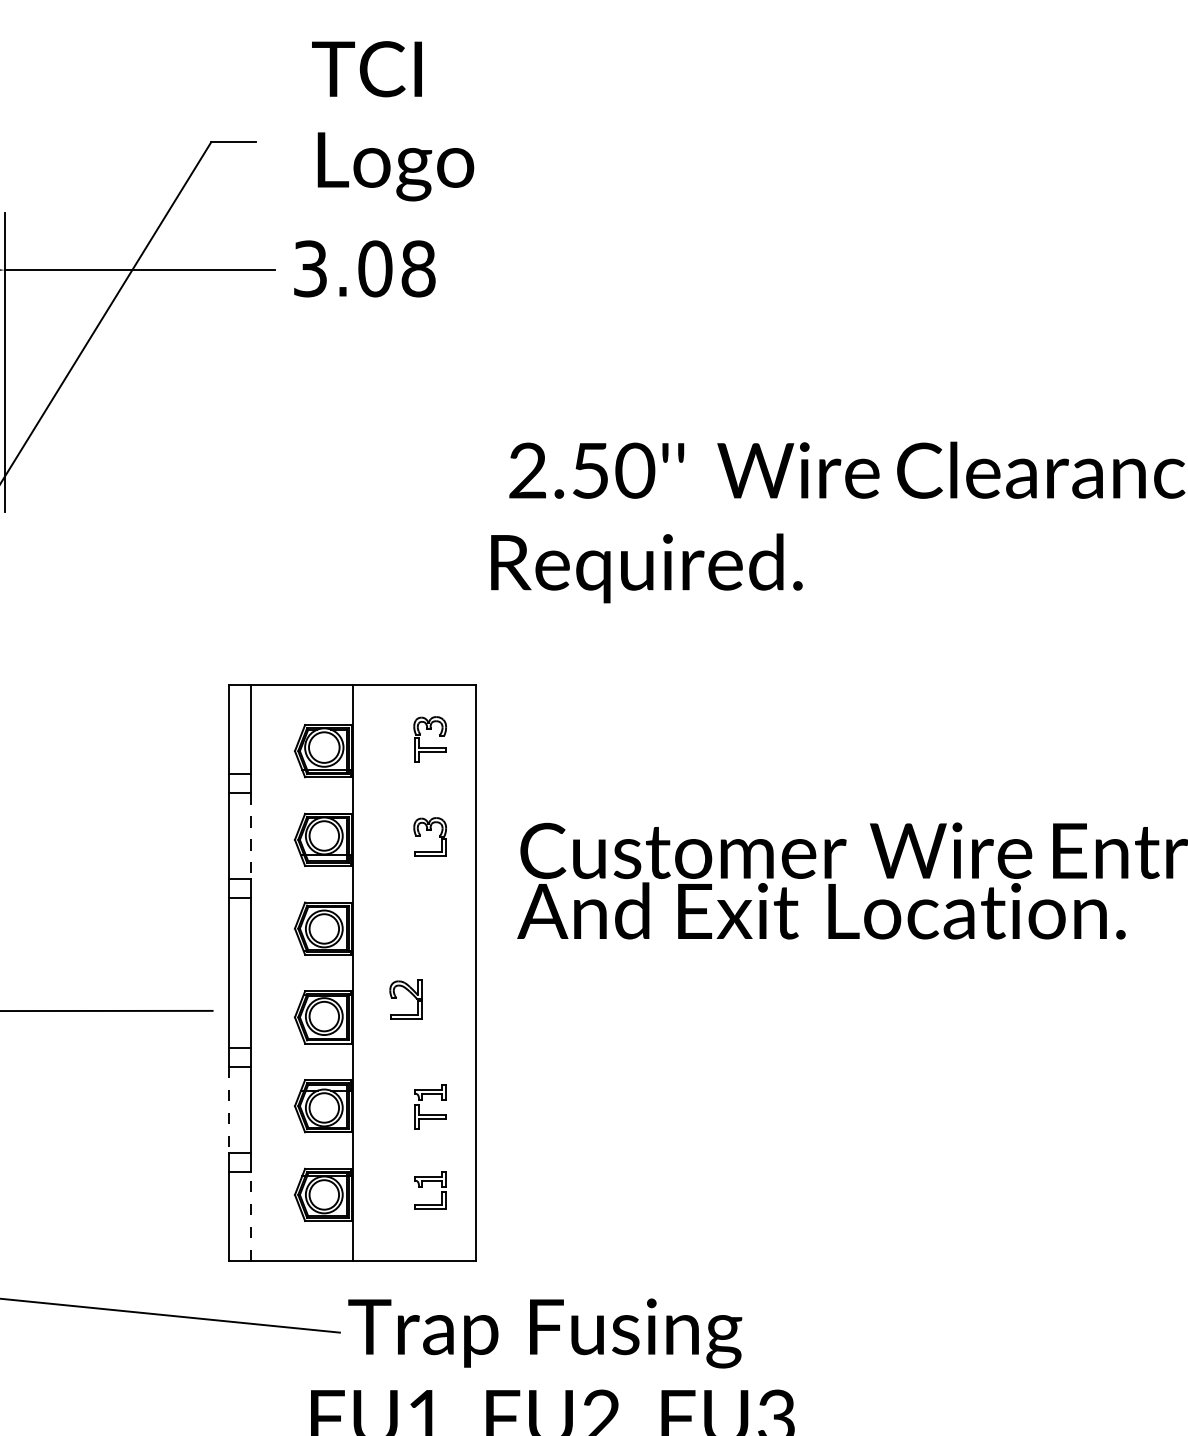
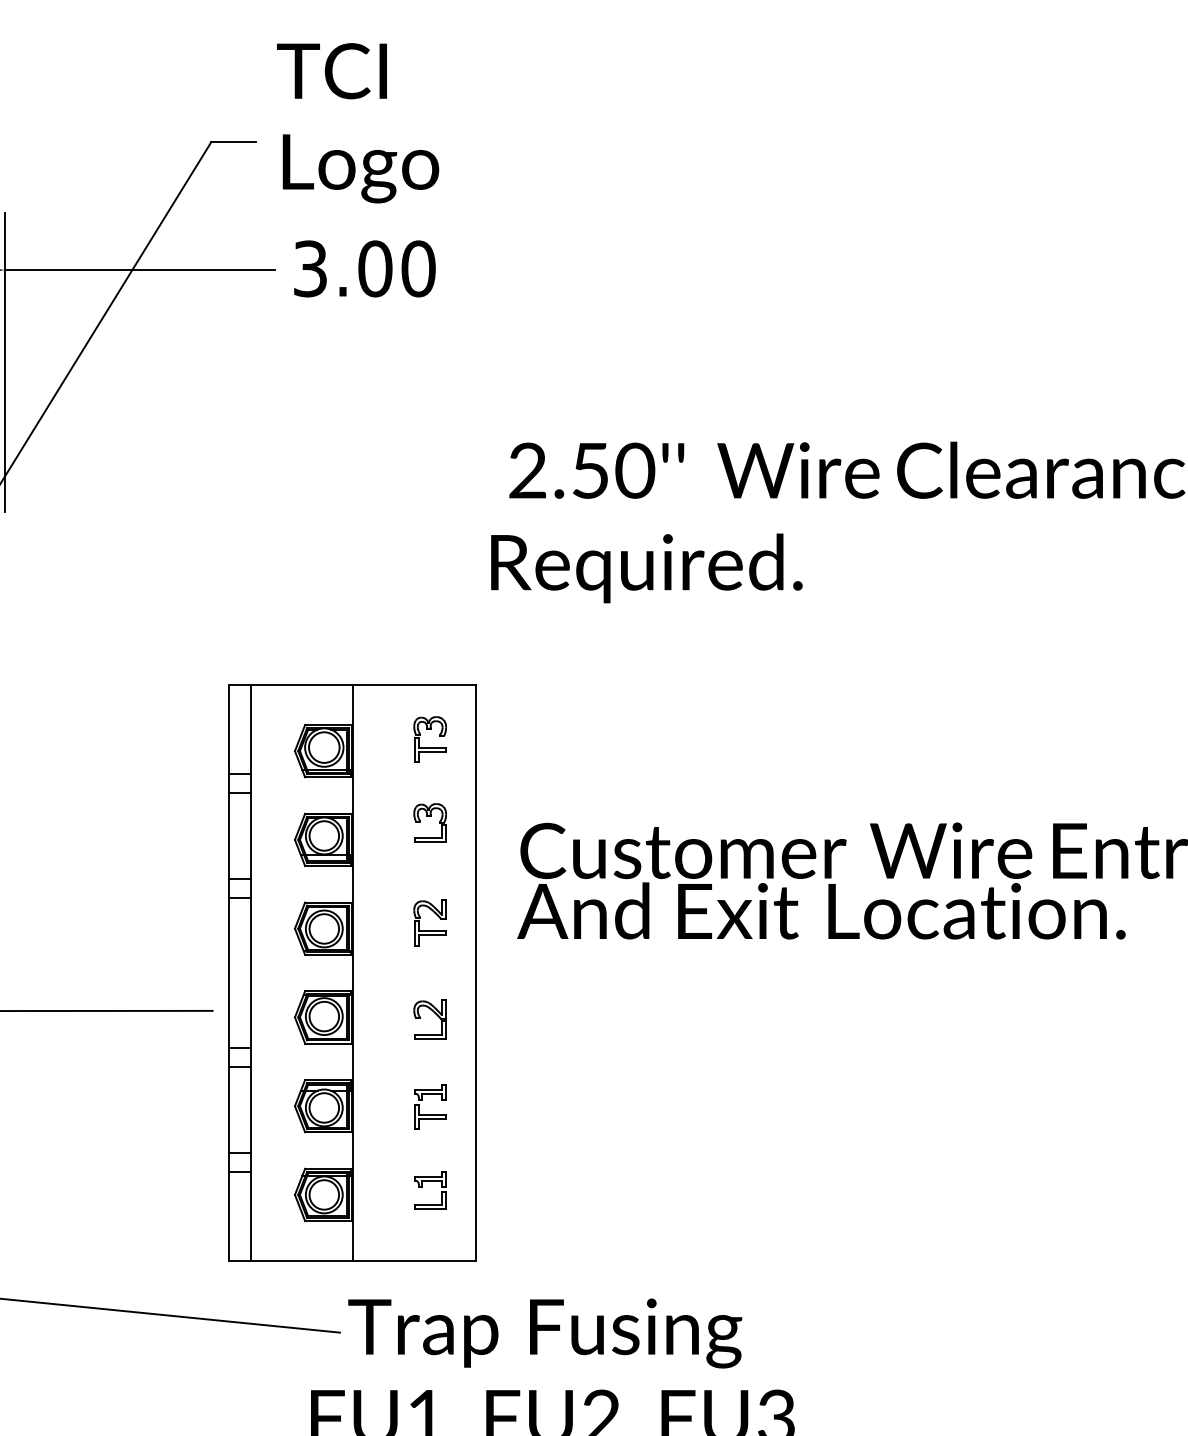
text position: (393, 121) -> (358, 123) (358, 123)
text: 3.08 -> 3.00 (418, 268)
line: dashed -> solid (251, 836)
part position: (429, 836) -> (429, 822) (429, 822)
part: none -> present (429, 930)
part position: (410, 993) -> (434, 1013) (434, 1013)
line: dashed -> solid (229, 1110)
line: dashed -> solid (251, 1216)
